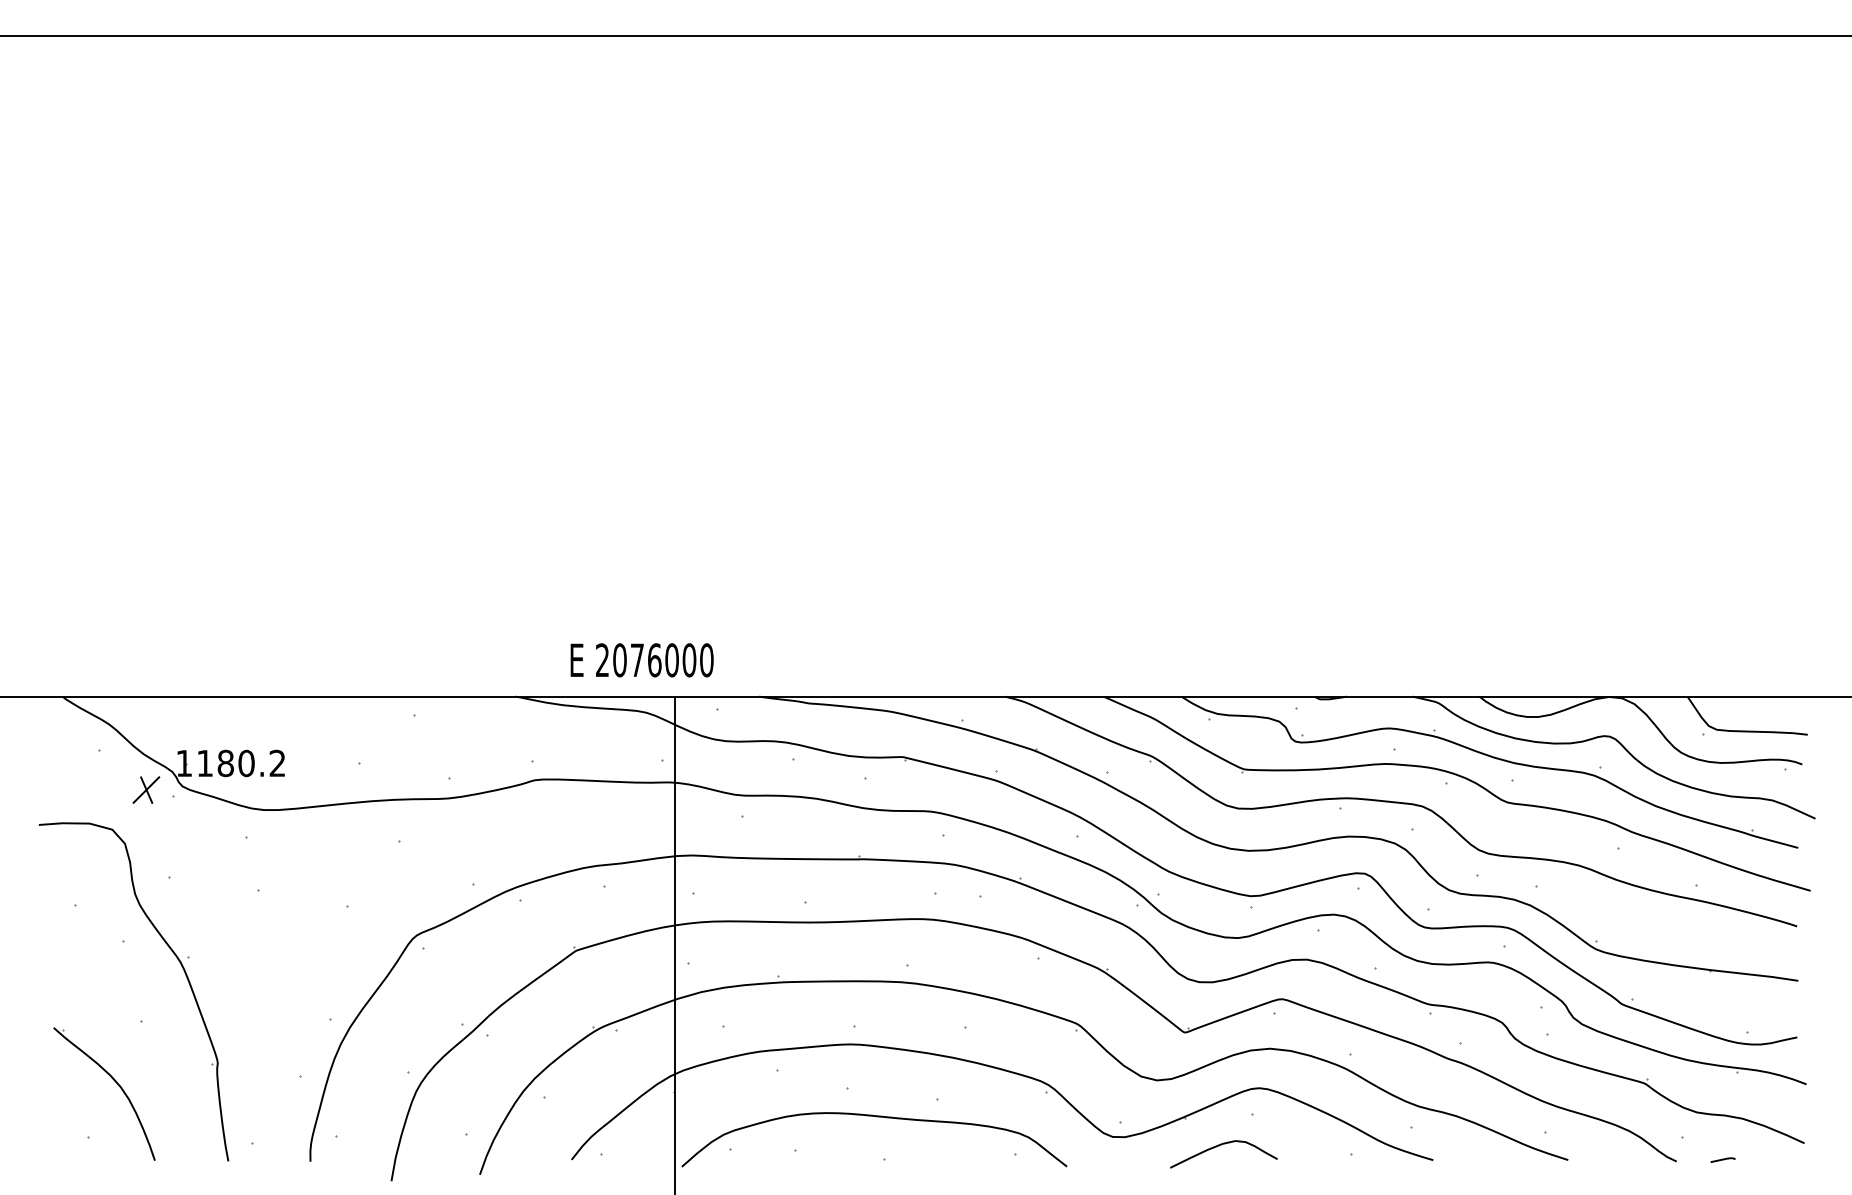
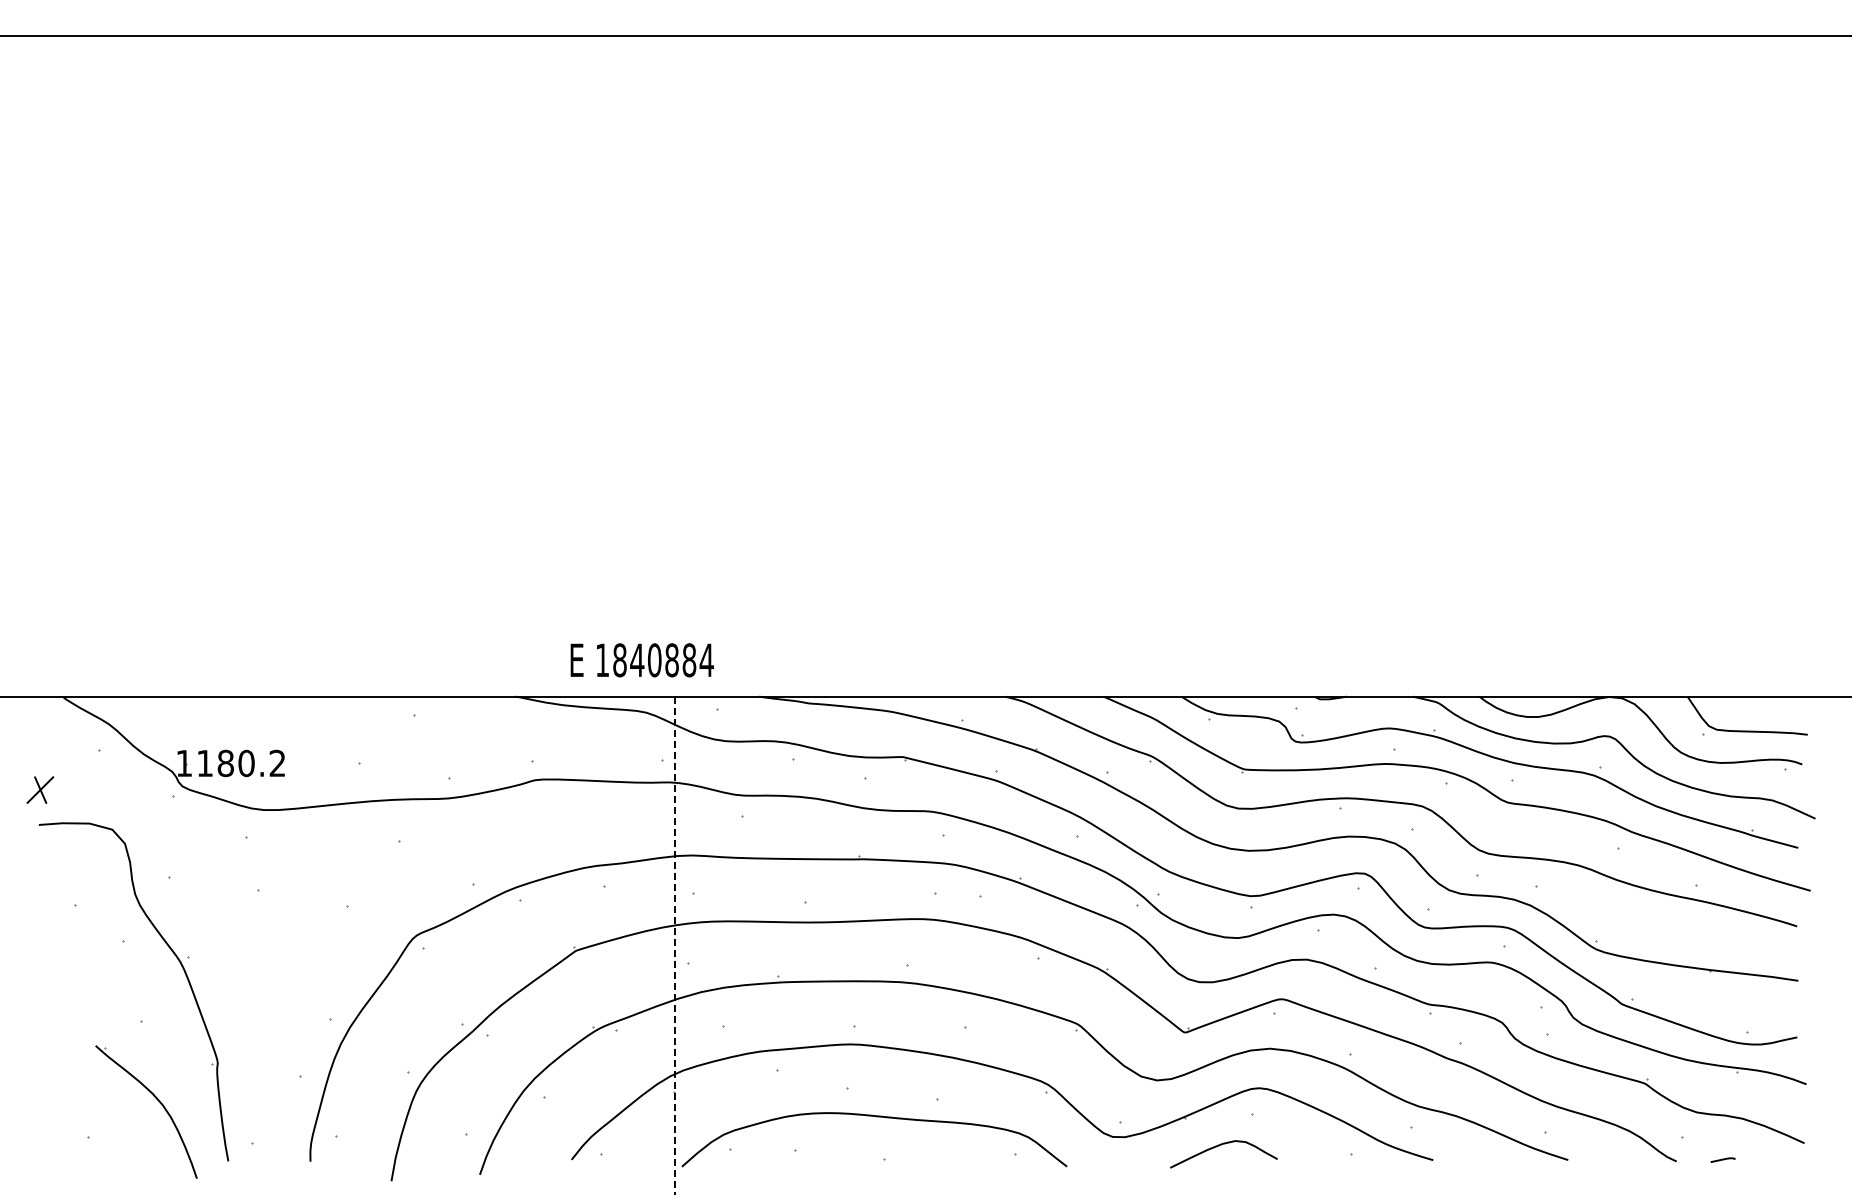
text: 2076000 -> 1840884 (654, 660)
part position: (146, 789) -> (40, 789) (40, 789)
line: solid -> dashed (674, 945)
part position: (115, 1082) -> (157, 1100) (157, 1100)
